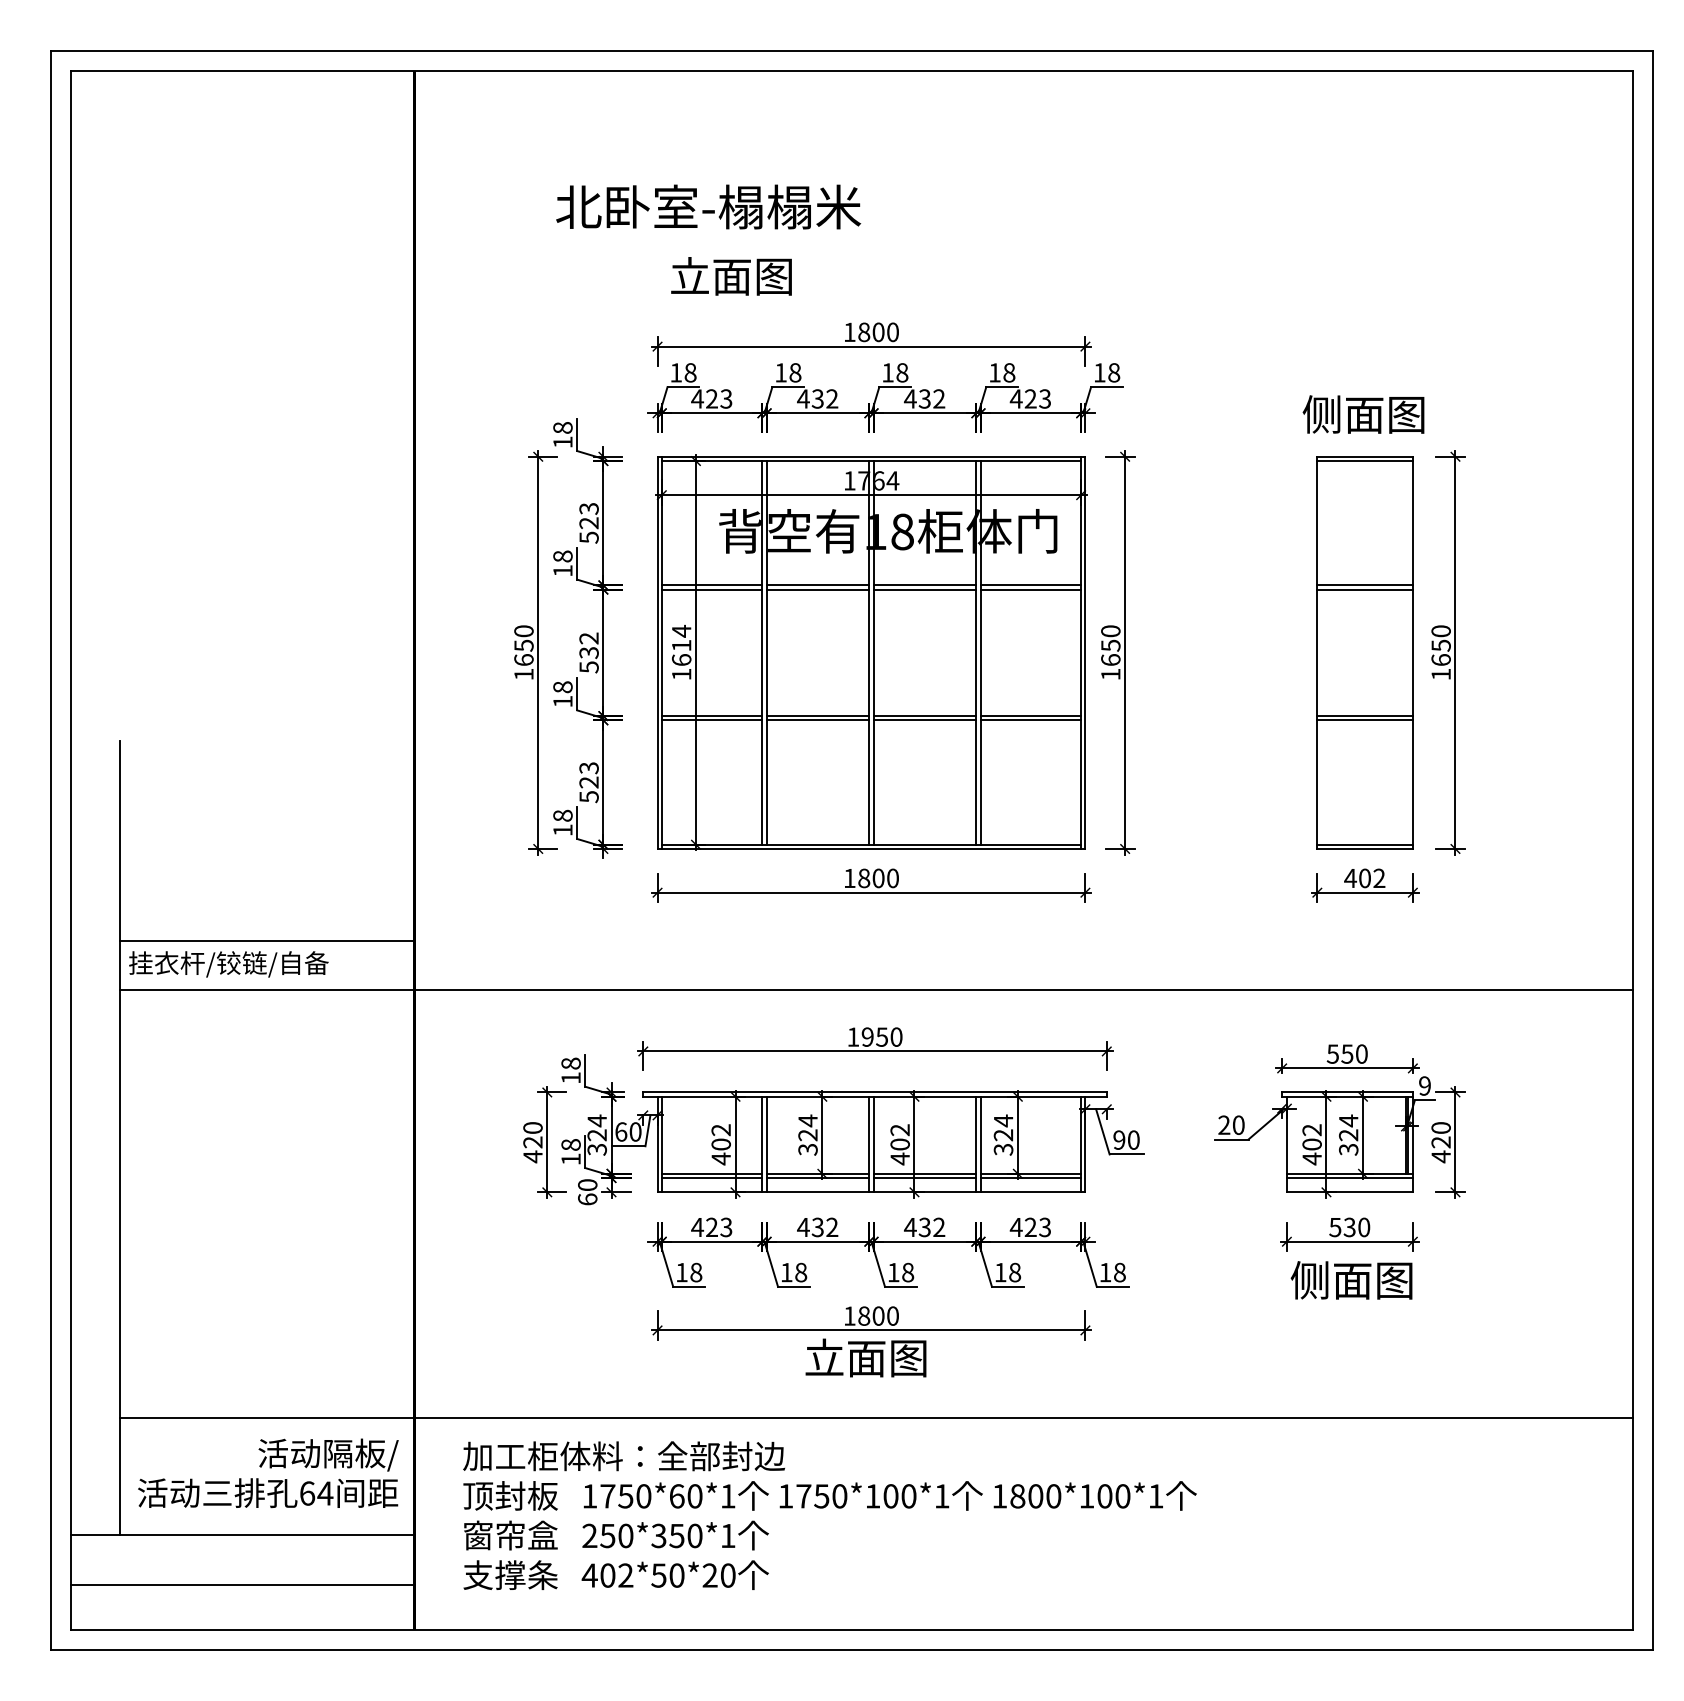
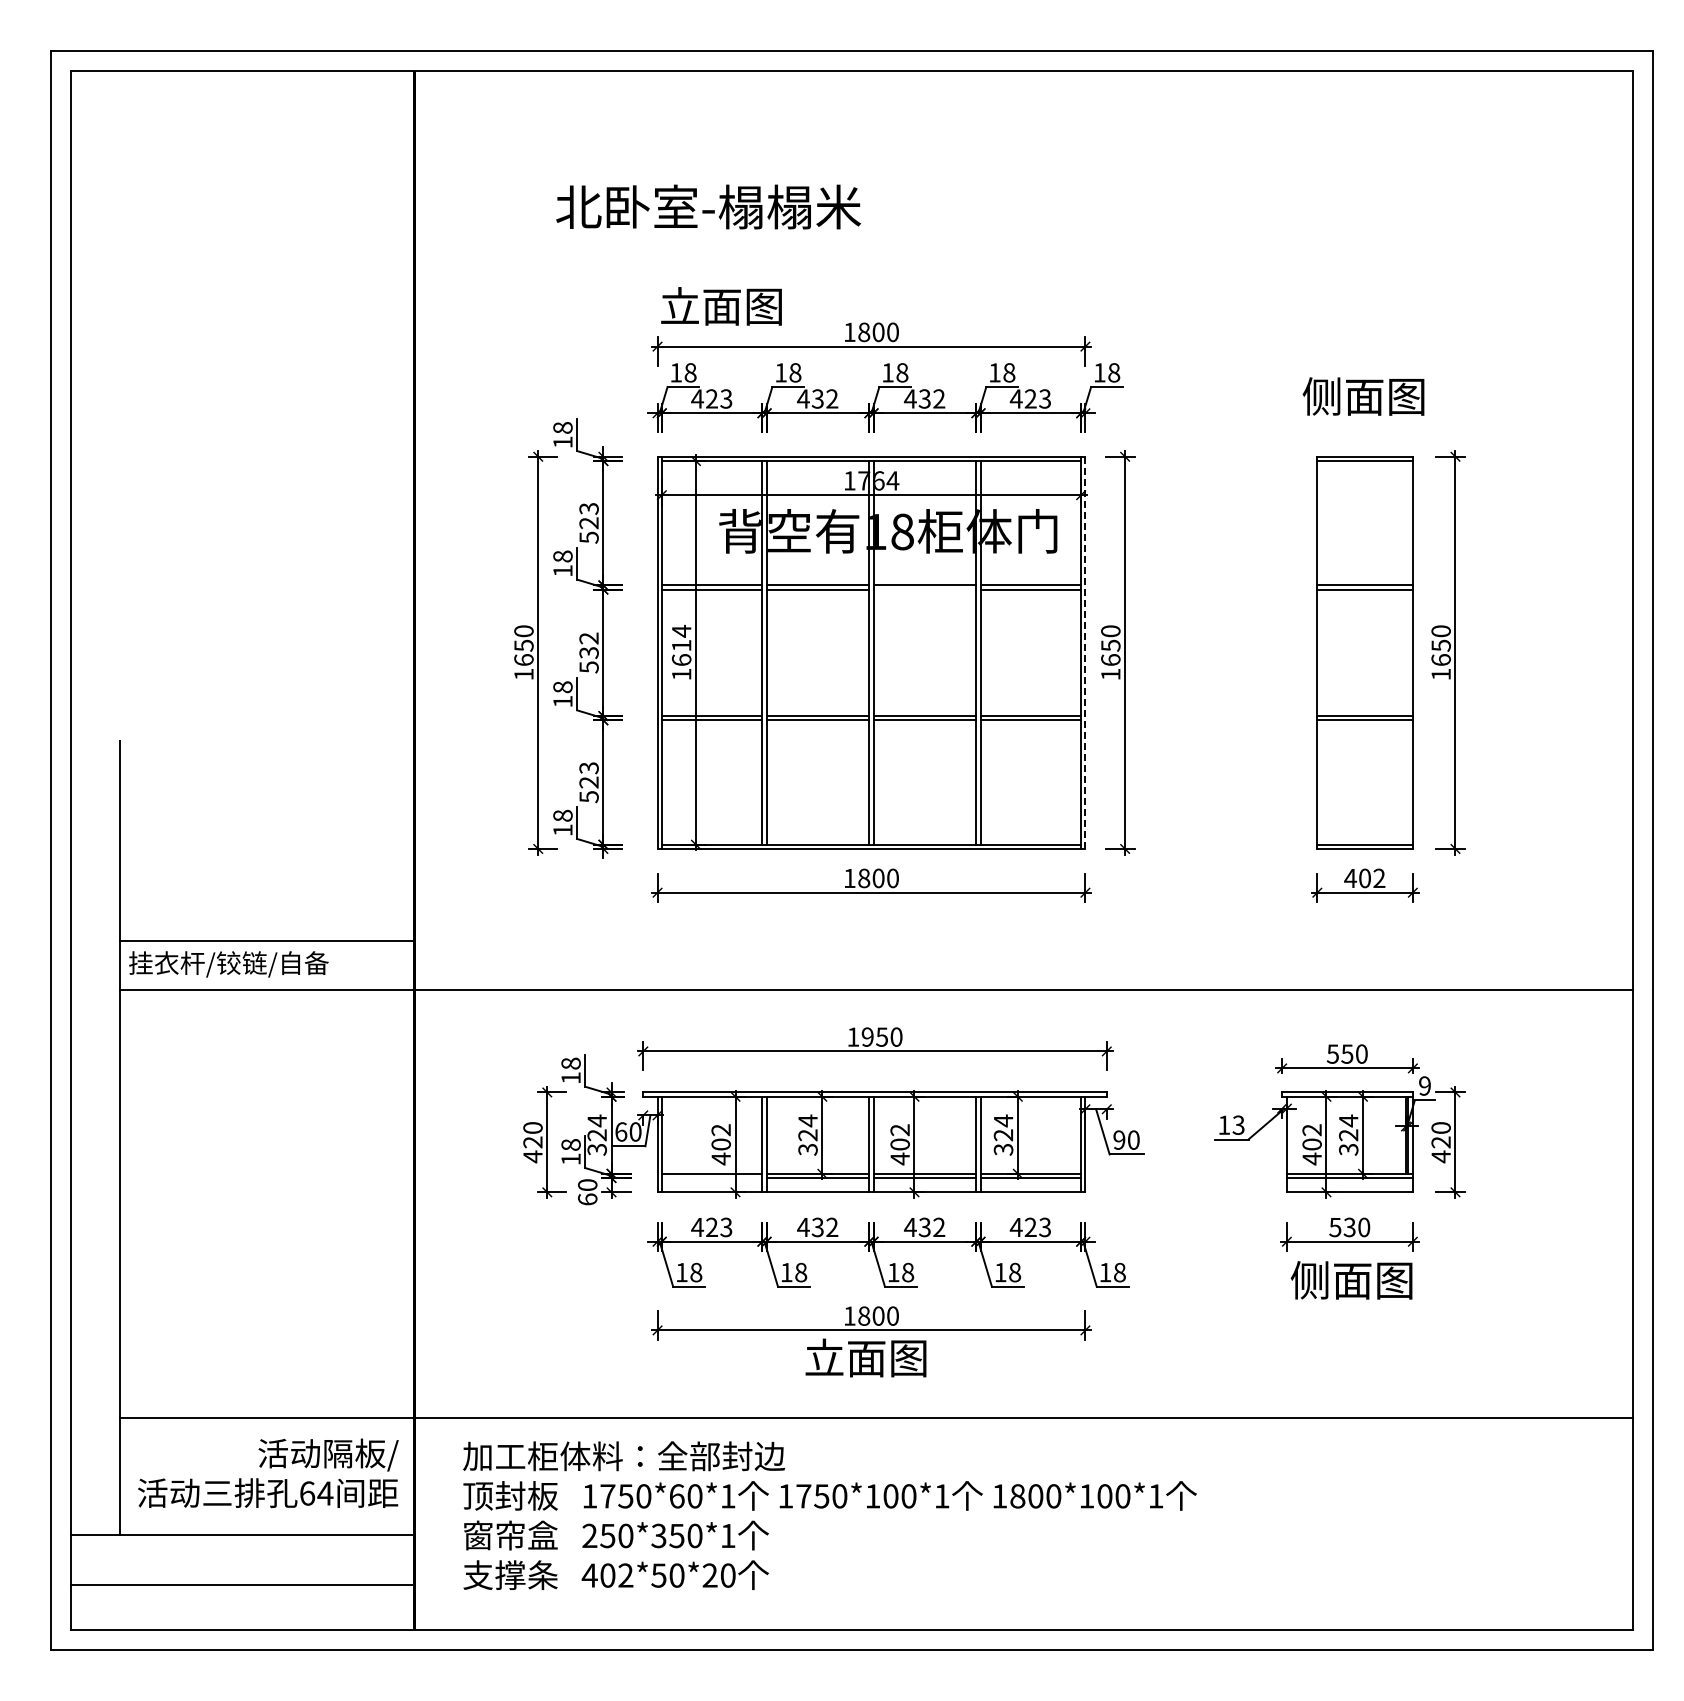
text position: (731, 276) -> (721, 306) (721, 306)
text position: (1363, 414) -> (1363, 396) (1363, 396)
line: present -> none (924, 589)
line: solid -> dashed (1085, 652)
text: 20 -> 13 (1231, 1124)
line: present -> none (711, 1178)
